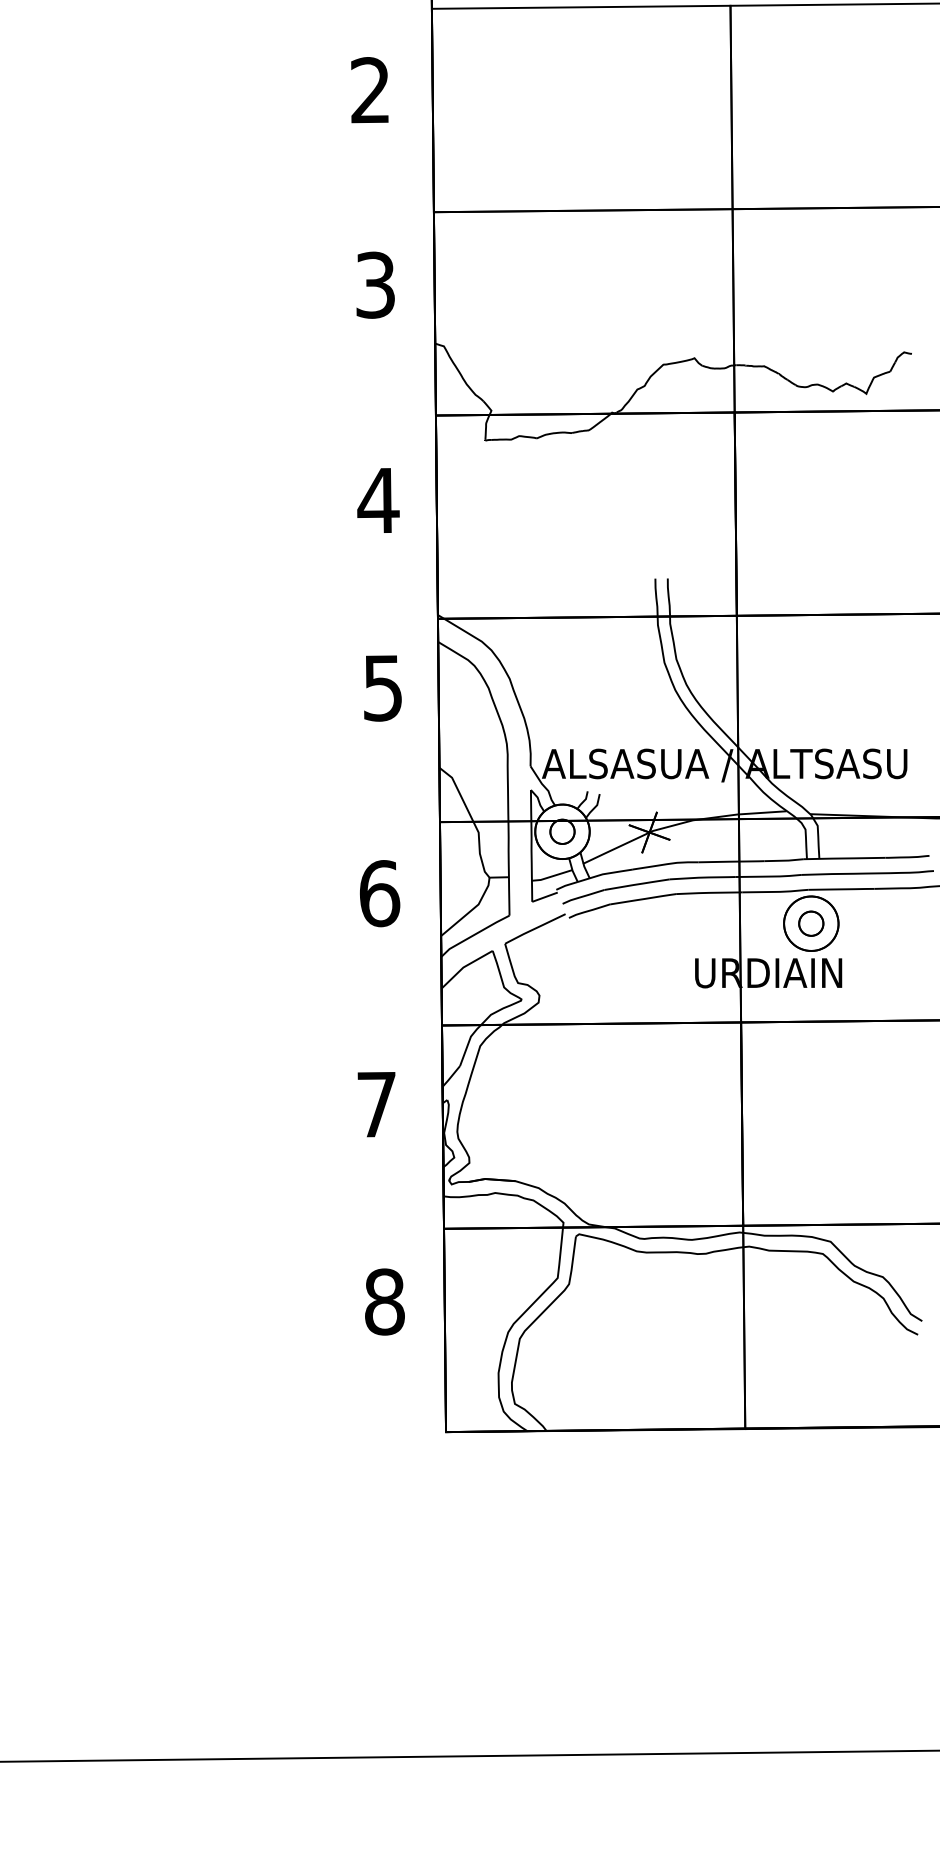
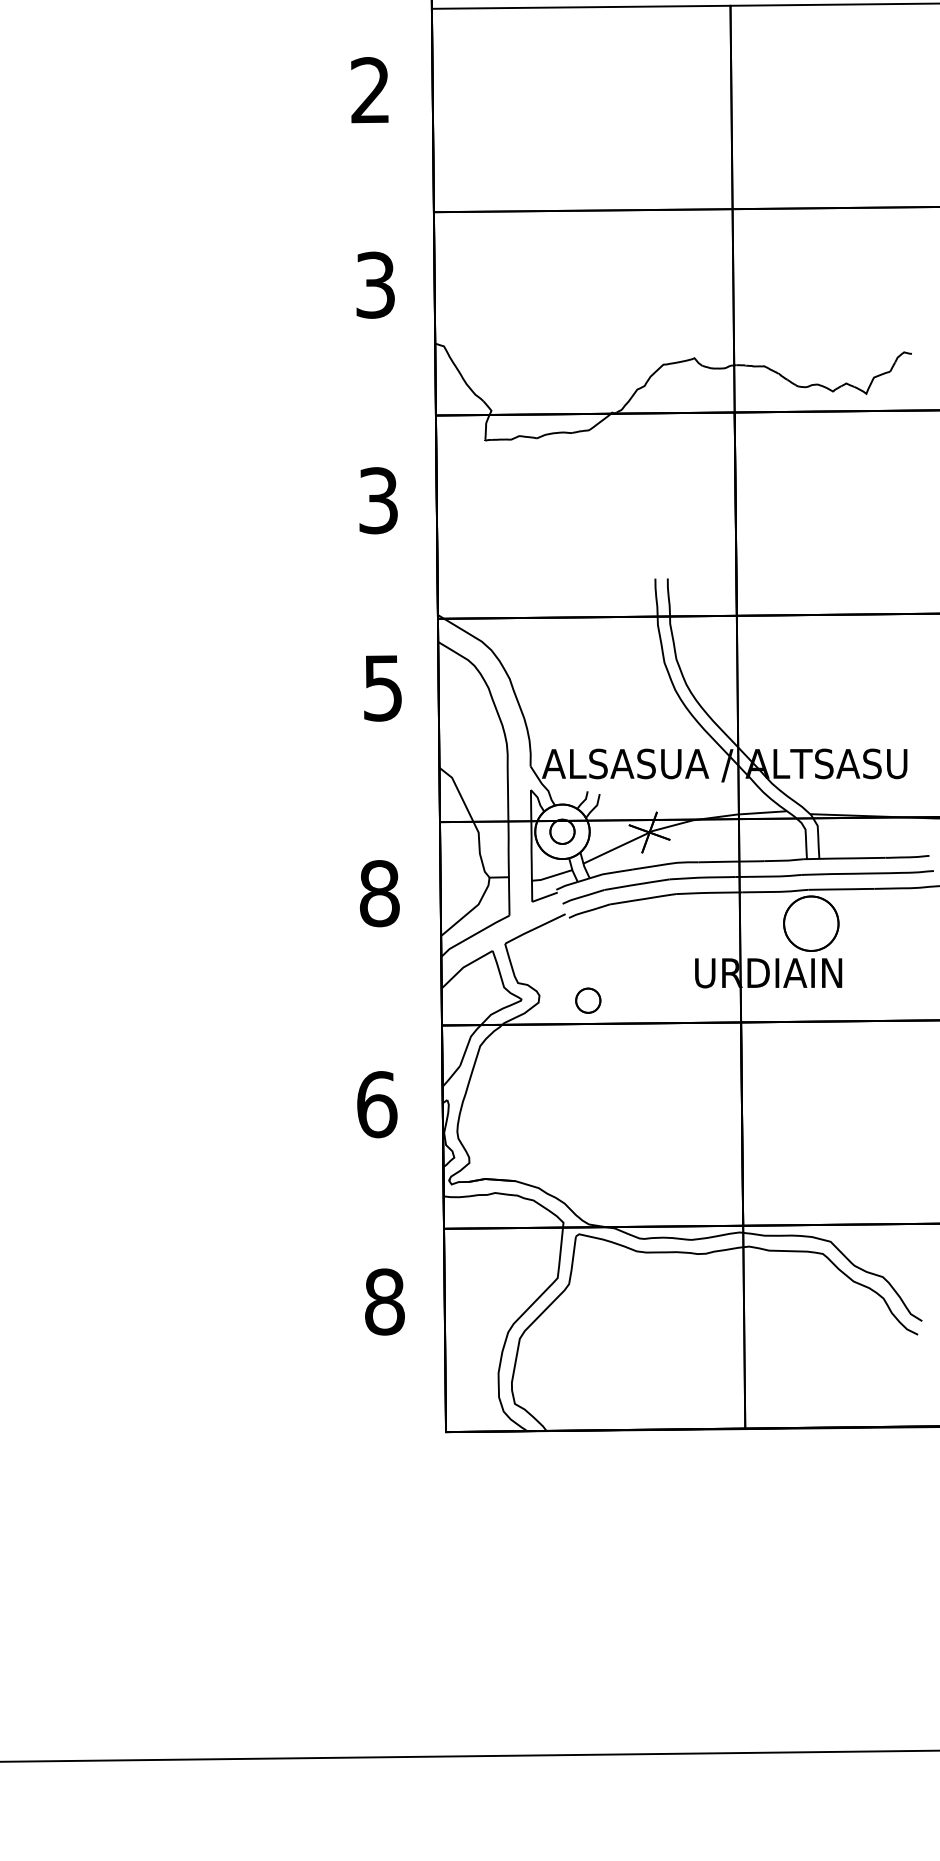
text: 4 -> 3 (378, 500)
text: 6 -> 8 (379, 893)
part position: (811, 923) -> (588, 1000) (588, 1000)
text: 7 -> 6 (377, 1104)
